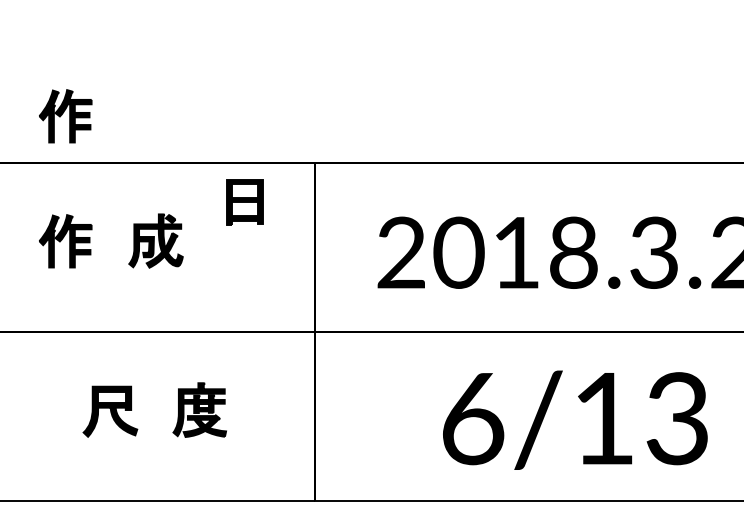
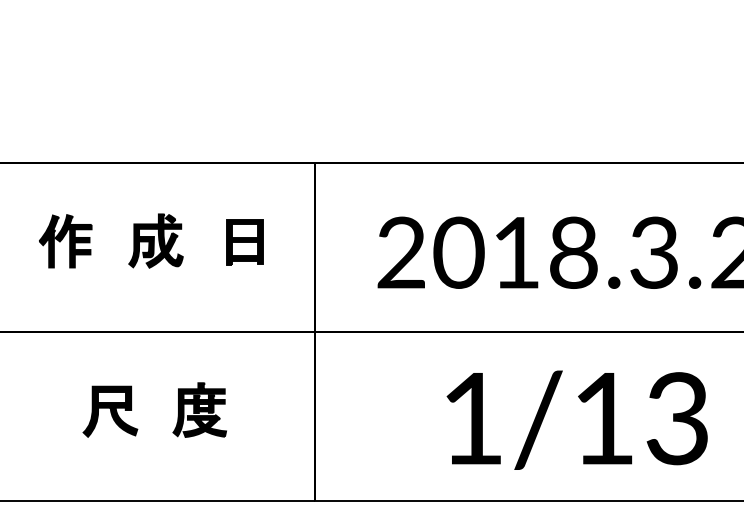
part: present -> none (65, 116)
part position: (244, 202) -> (244, 242) (244, 242)
text: 6/13 -> 1/13 (473, 419)
